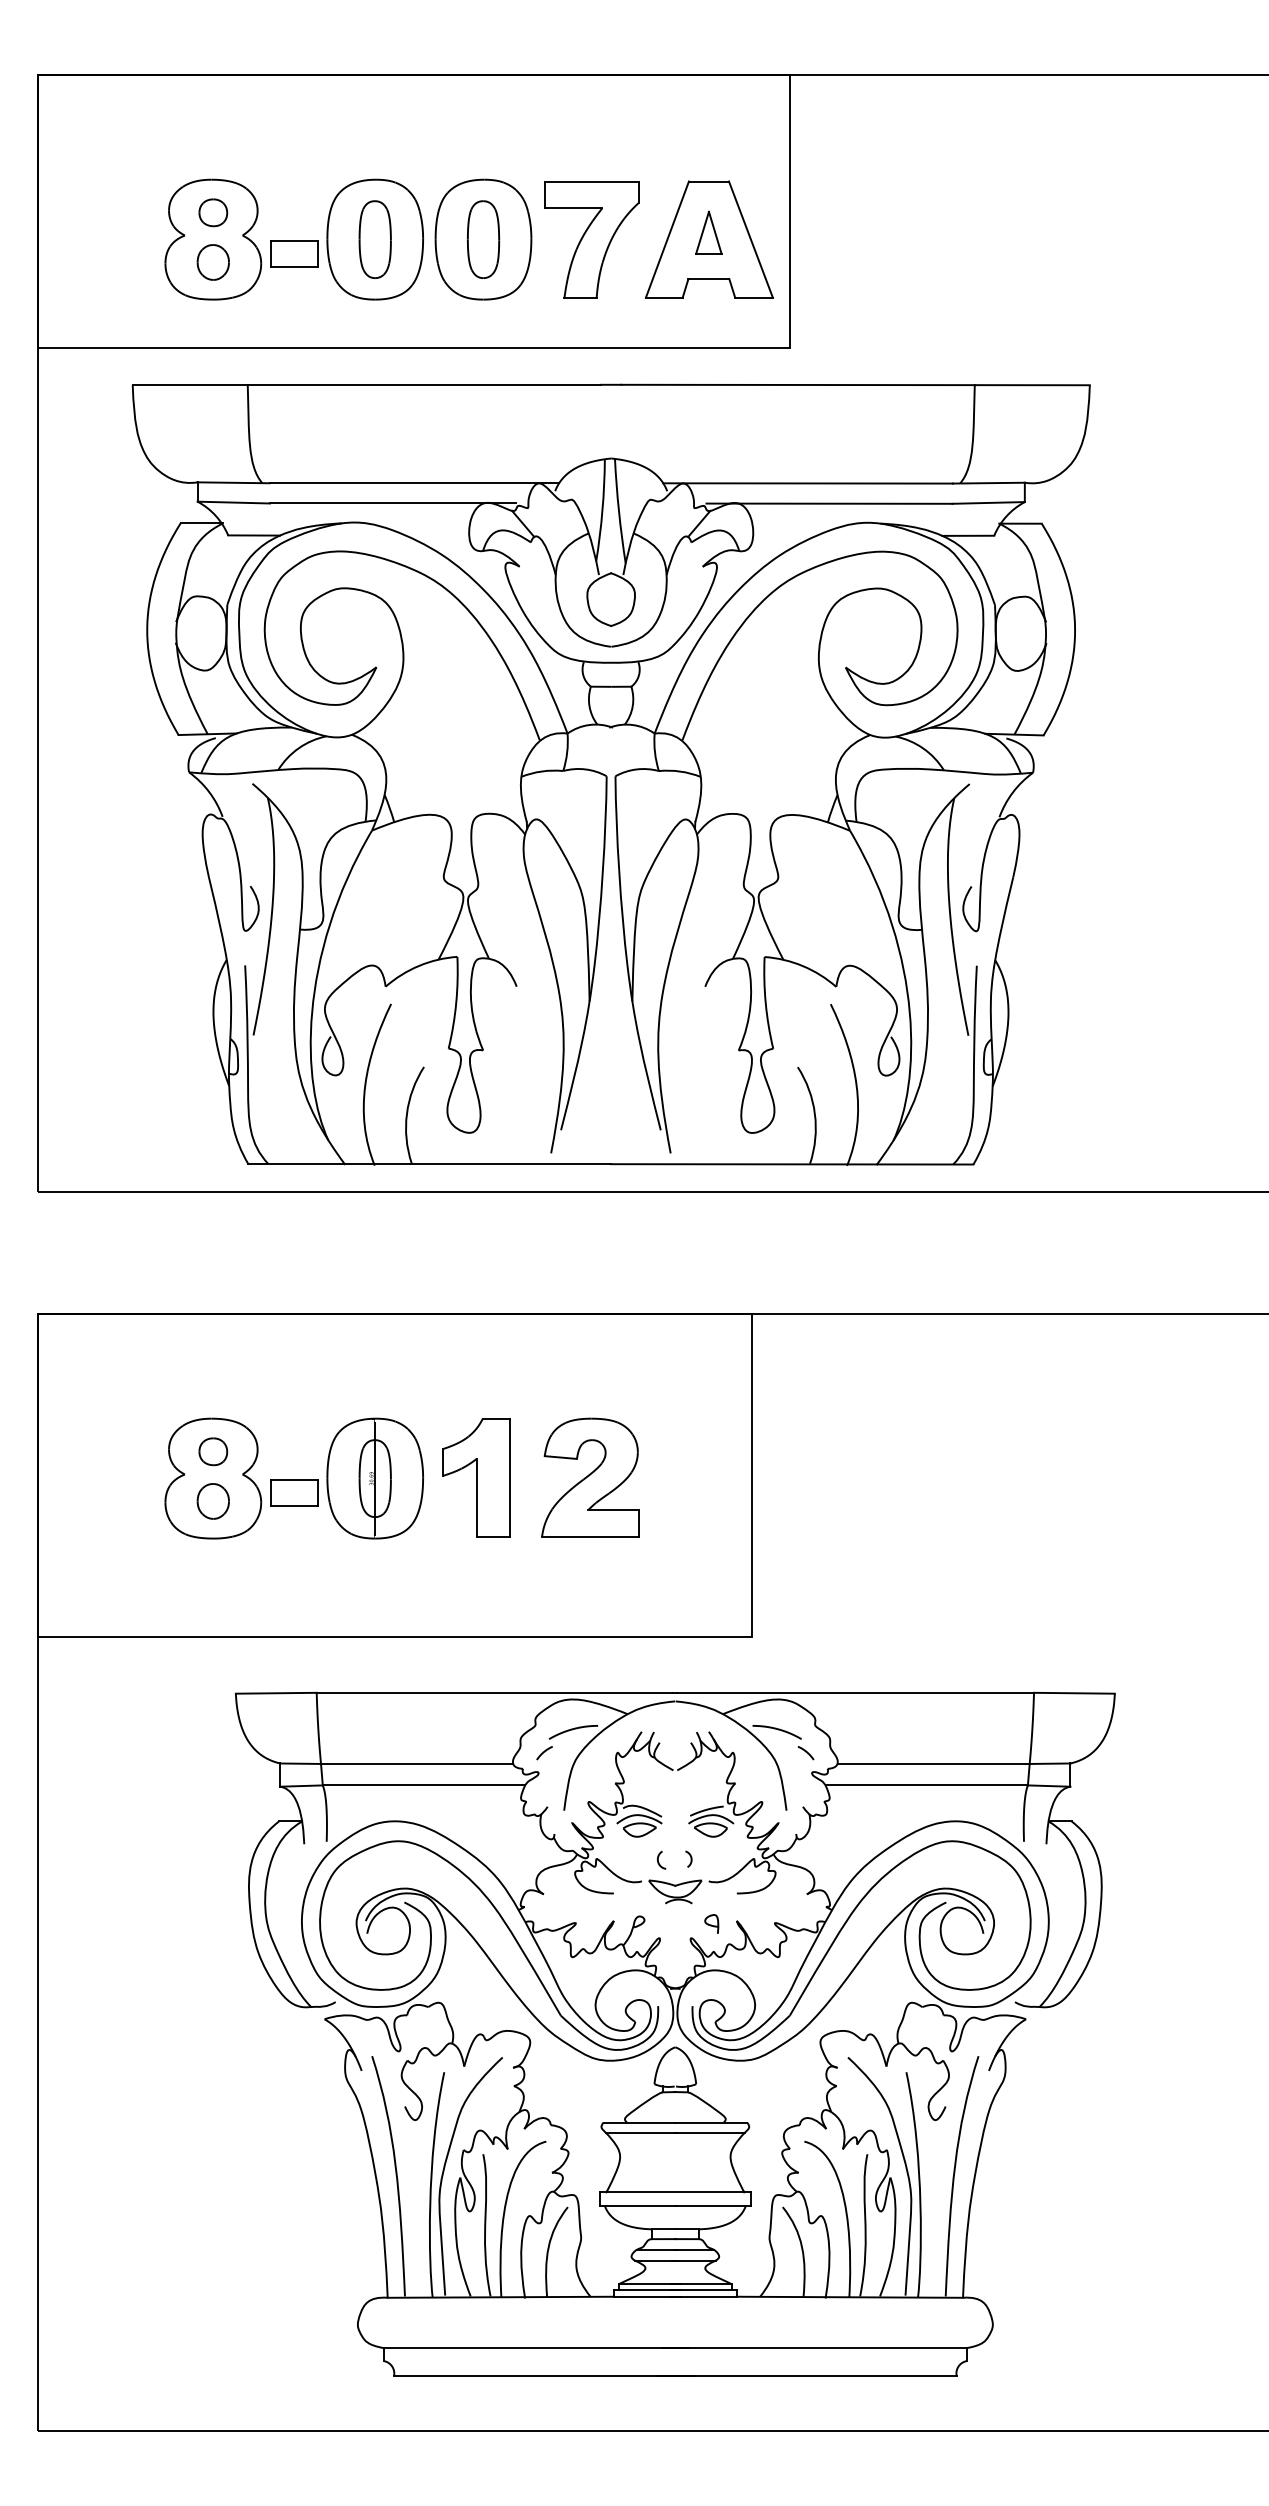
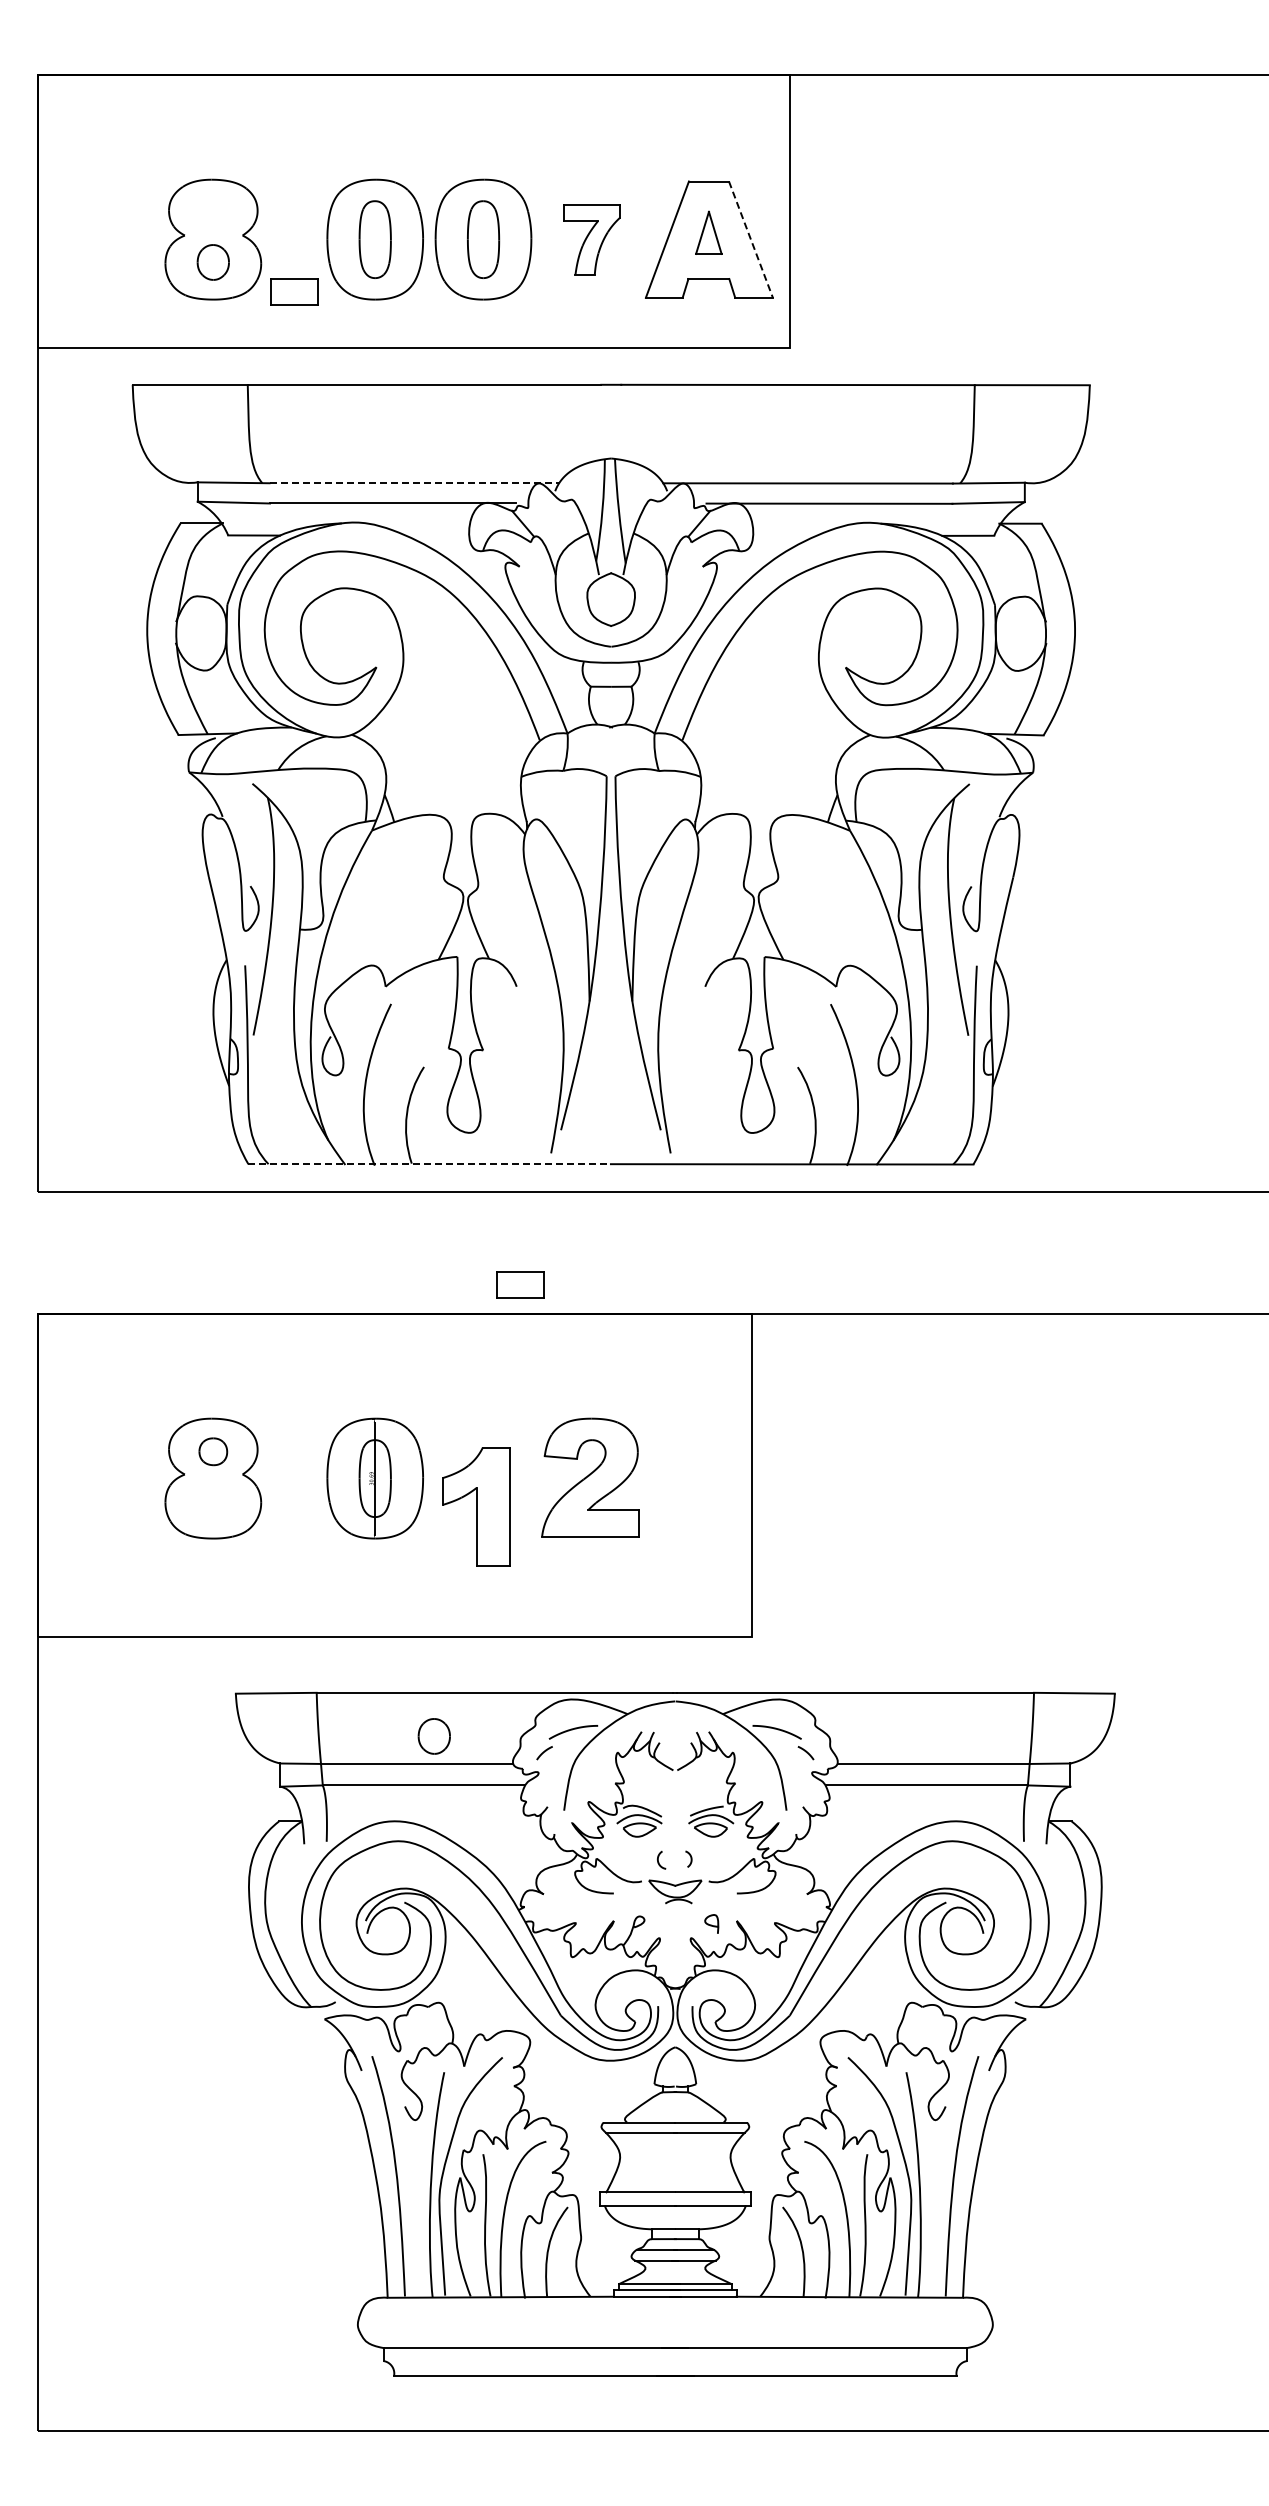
part: present -> none (213, 212)
part size: 96x118 px -> 58x72 px (591, 239)
line: solid -> dashed (751, 240)
part position: (294, 253) -> (294, 291) (294, 291)
line: solid -> dashed (414, 483)
line: solid -> dashed (430, 1164)
part position: (476, 1477) -> (476, 1506) (476, 1506)
part position: (294, 1492) -> (520, 1284) (520, 1284)
part position: (212, 1501) -> (433, 1736) (433, 1736)
